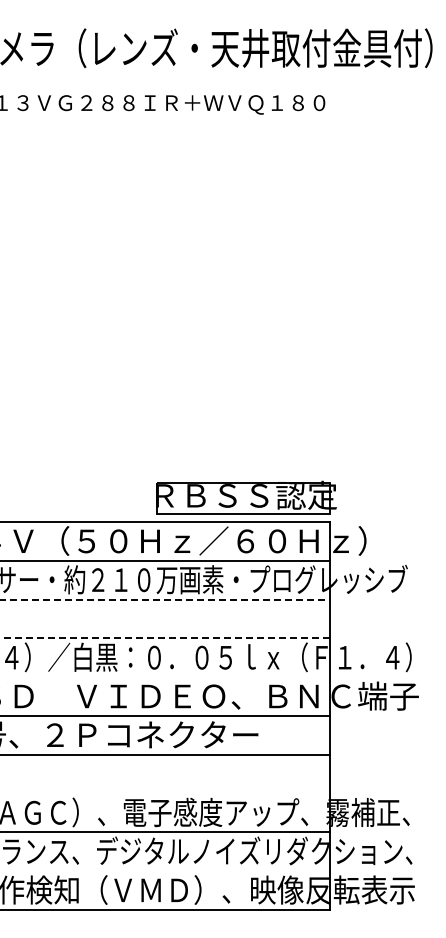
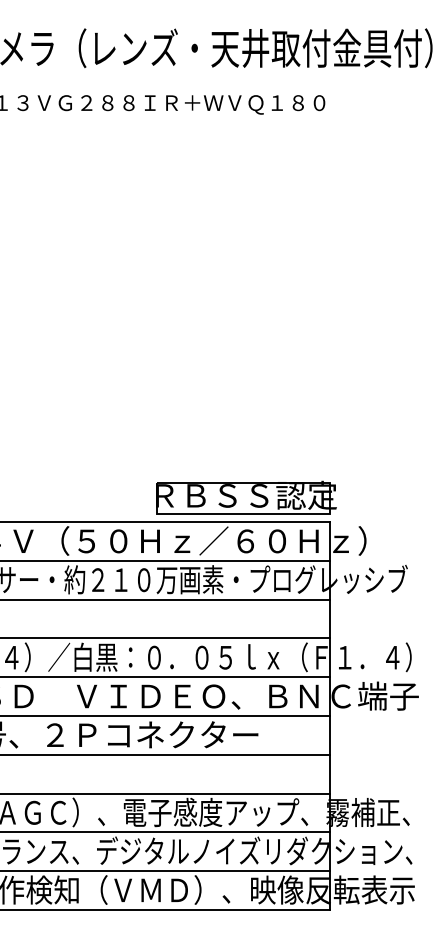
line: dashed -> solid (165, 599)
line: dashed -> solid (165, 638)
line: none -> present (166, 677)
line: none -> present (166, 793)
line: none -> present (166, 871)
